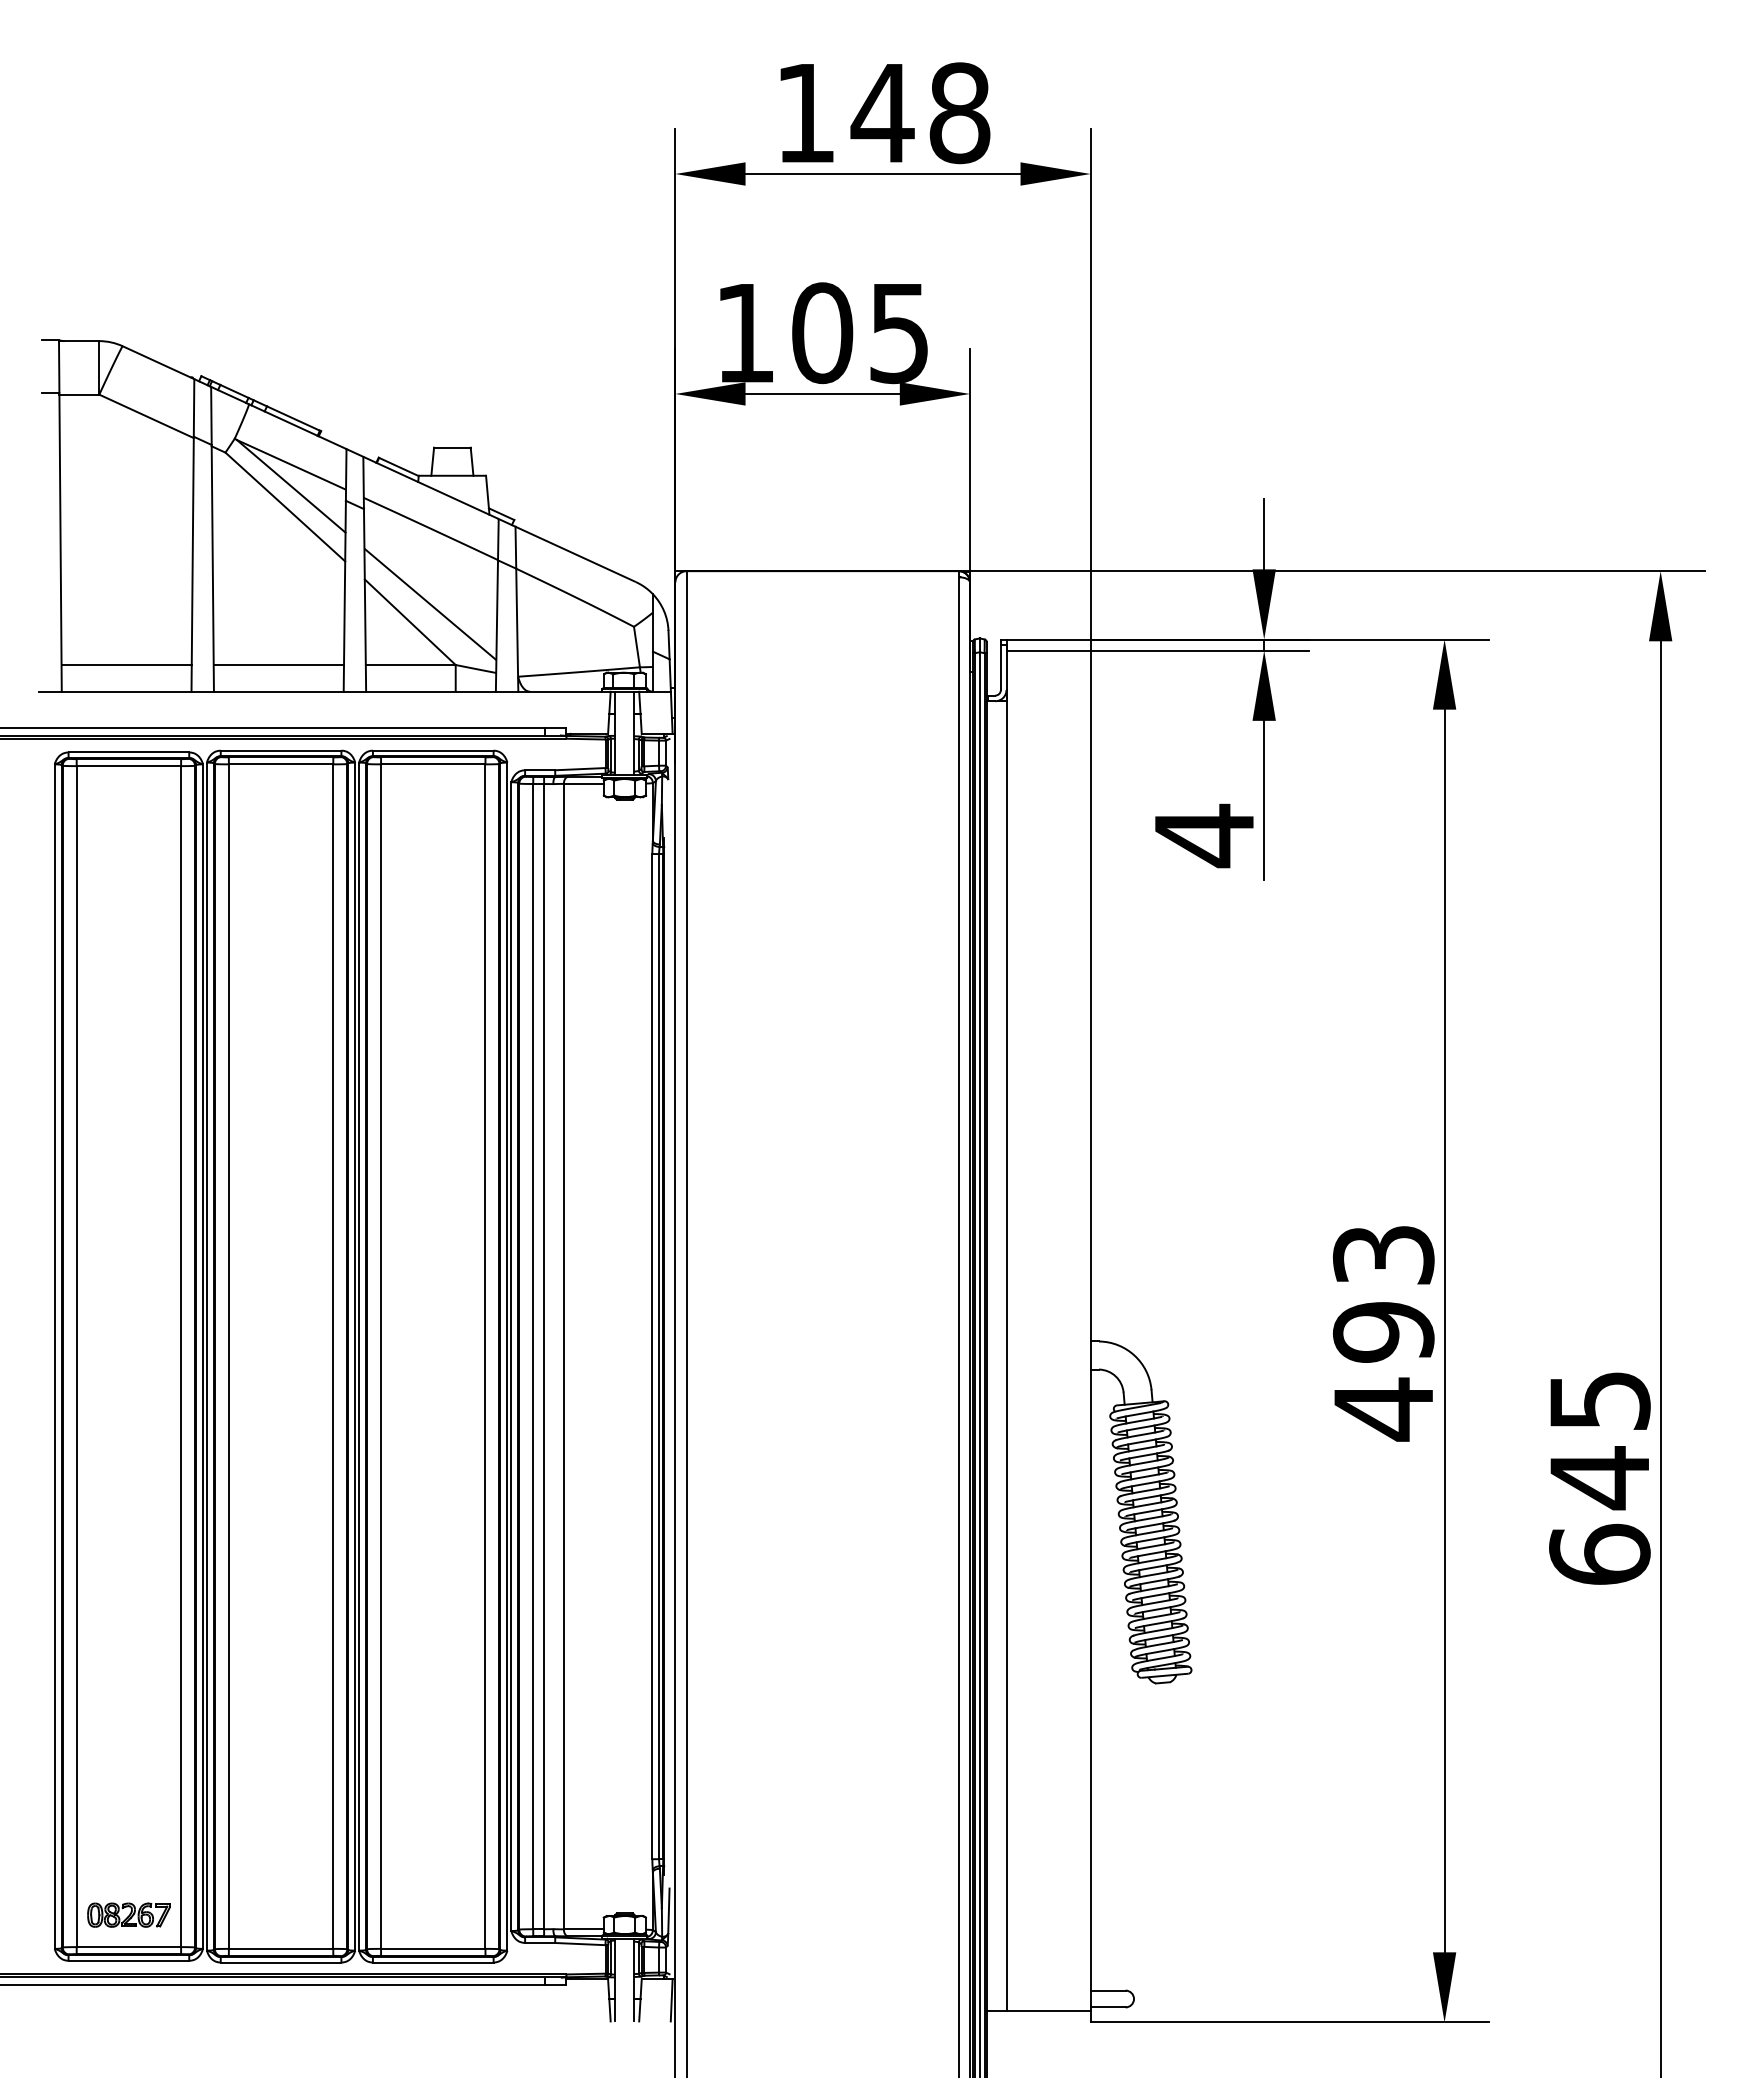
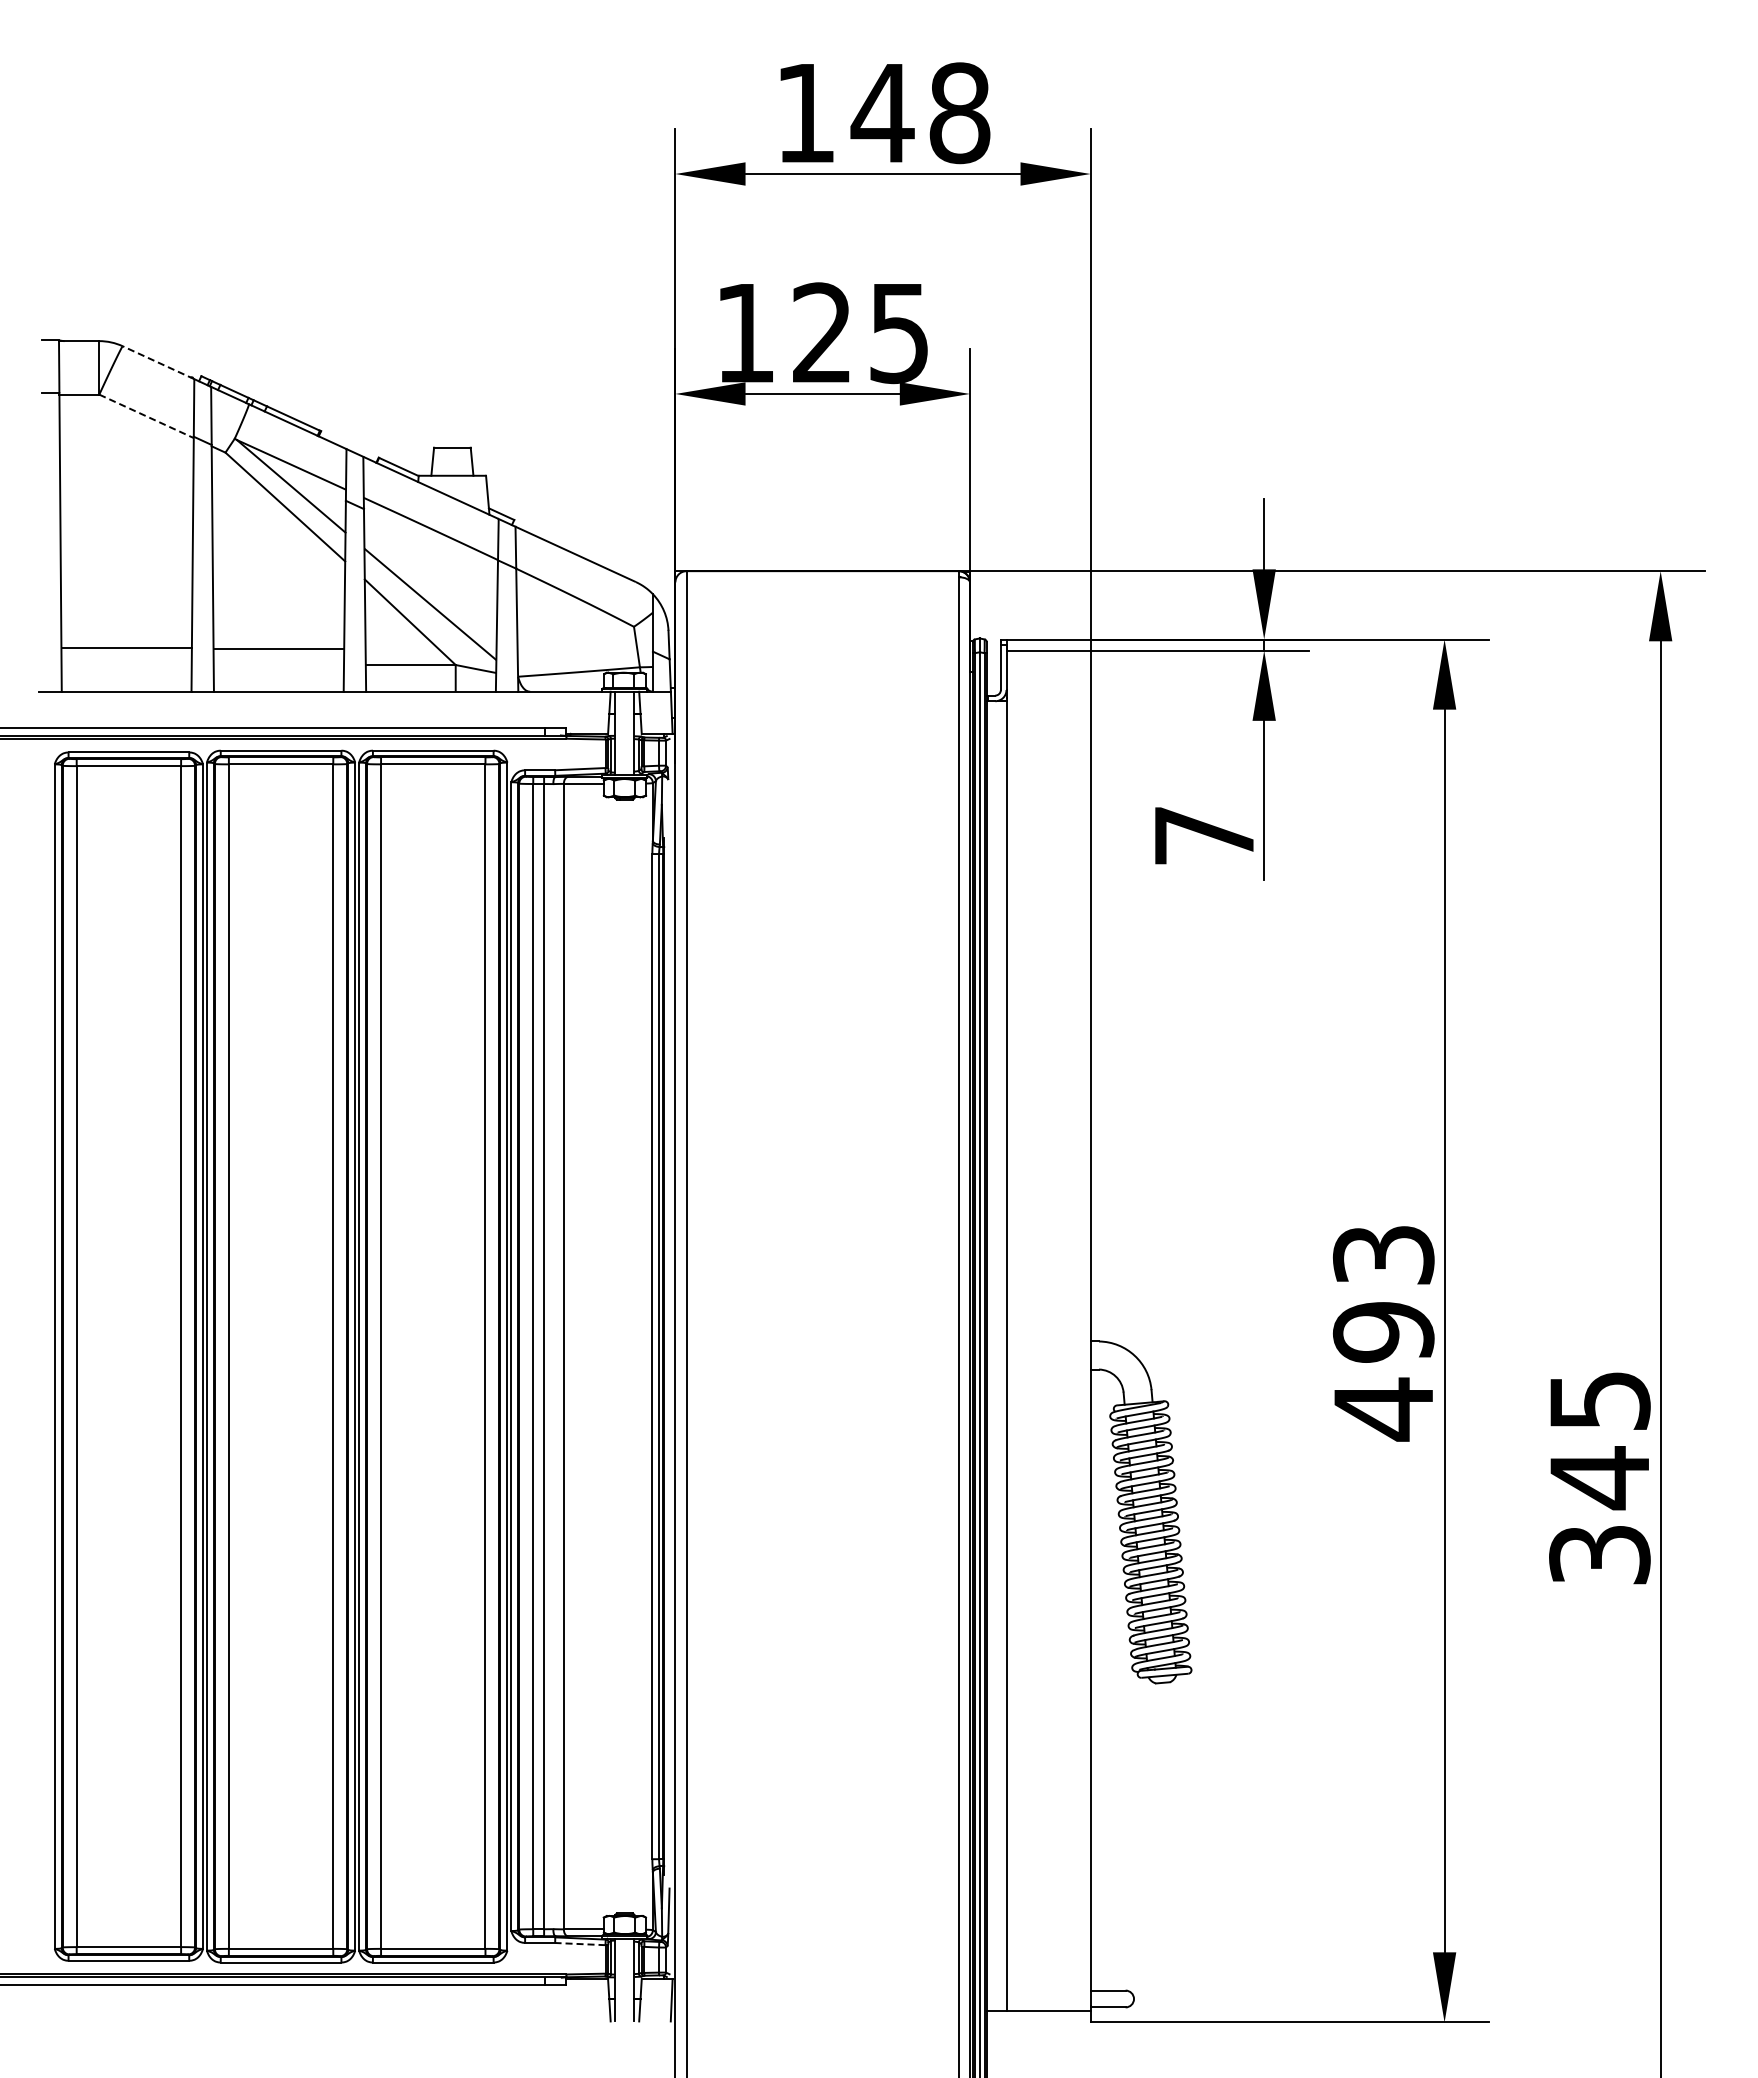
text: 105 -> 125 (822, 333)
line: solid -> dashed (158, 362)
line: solid -> dashed (146, 416)
line position: (126, 665) -> (126, 648) (126, 648)
line position: (278, 665) -> (278, 649) (278, 649)
text: 4 -> 7 (1204, 835)
text: 645 -> 345 (1599, 1553)
part: present -> none (128, 1914)
line: solid -> dashed (579, 1944)
